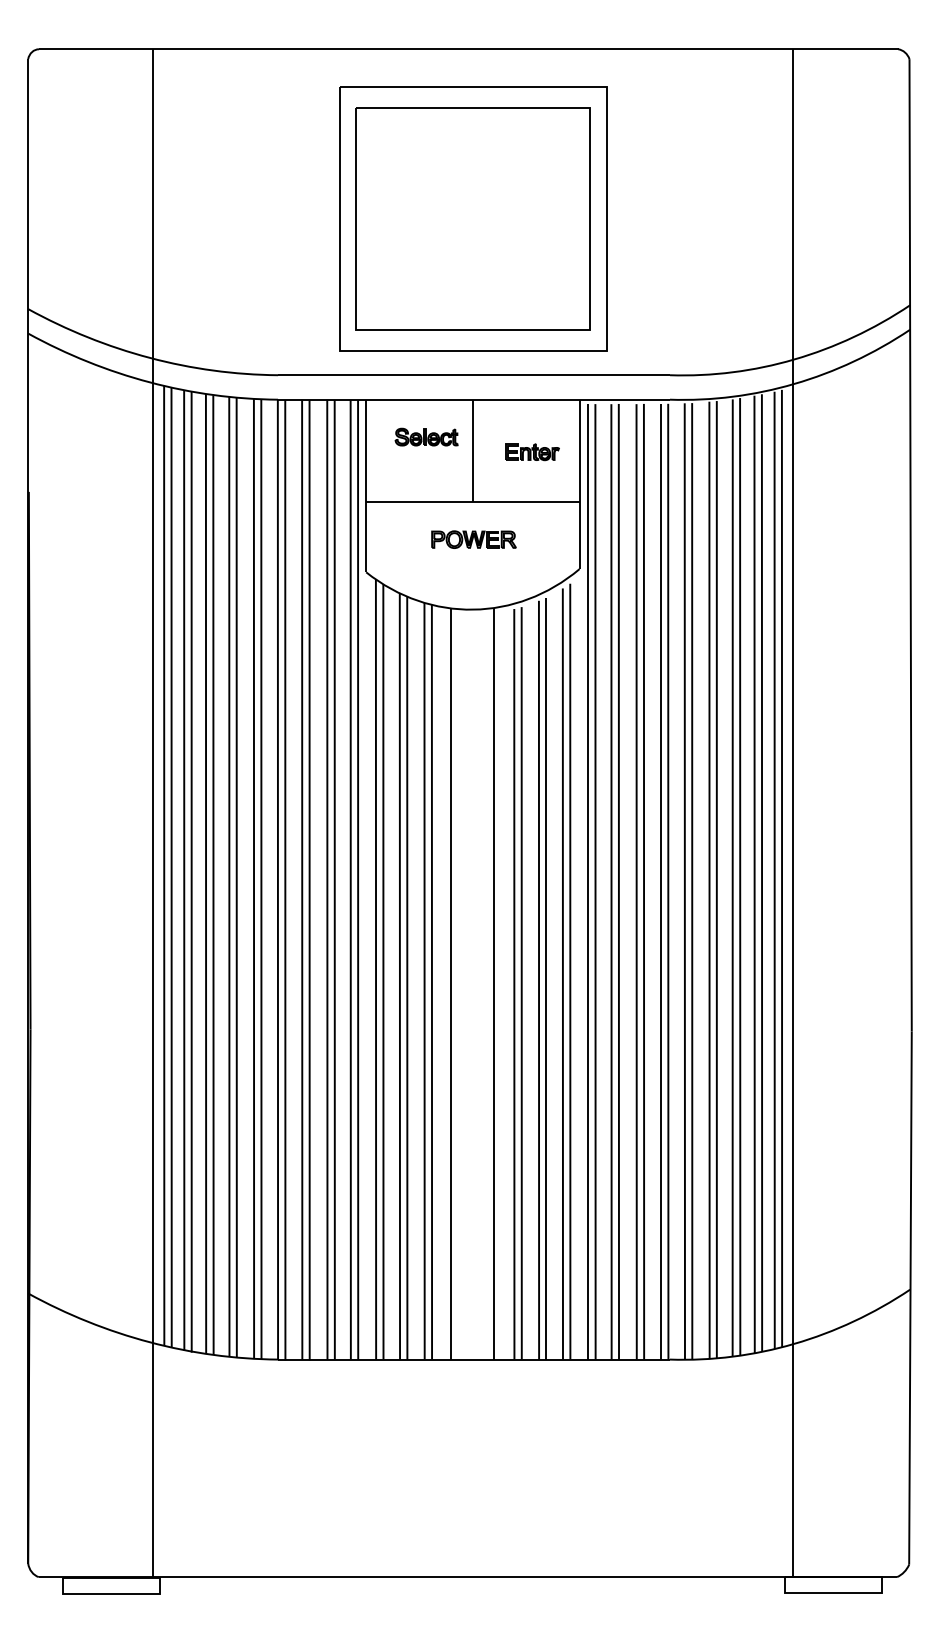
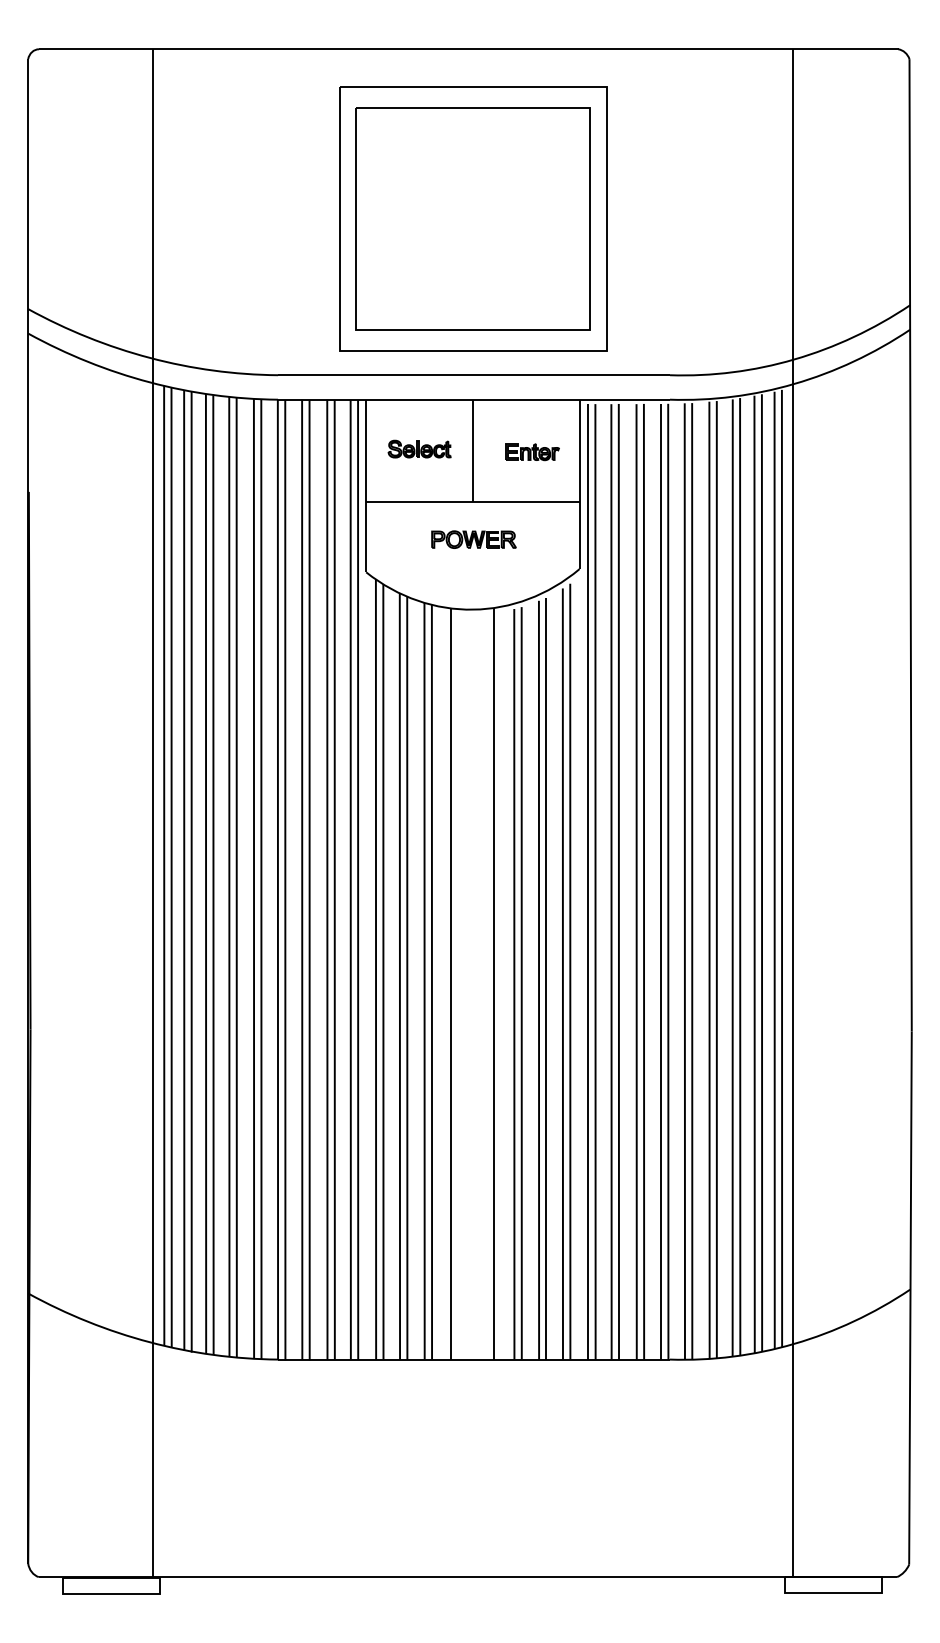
part position: (426, 436) -> (419, 448) (419, 448)
